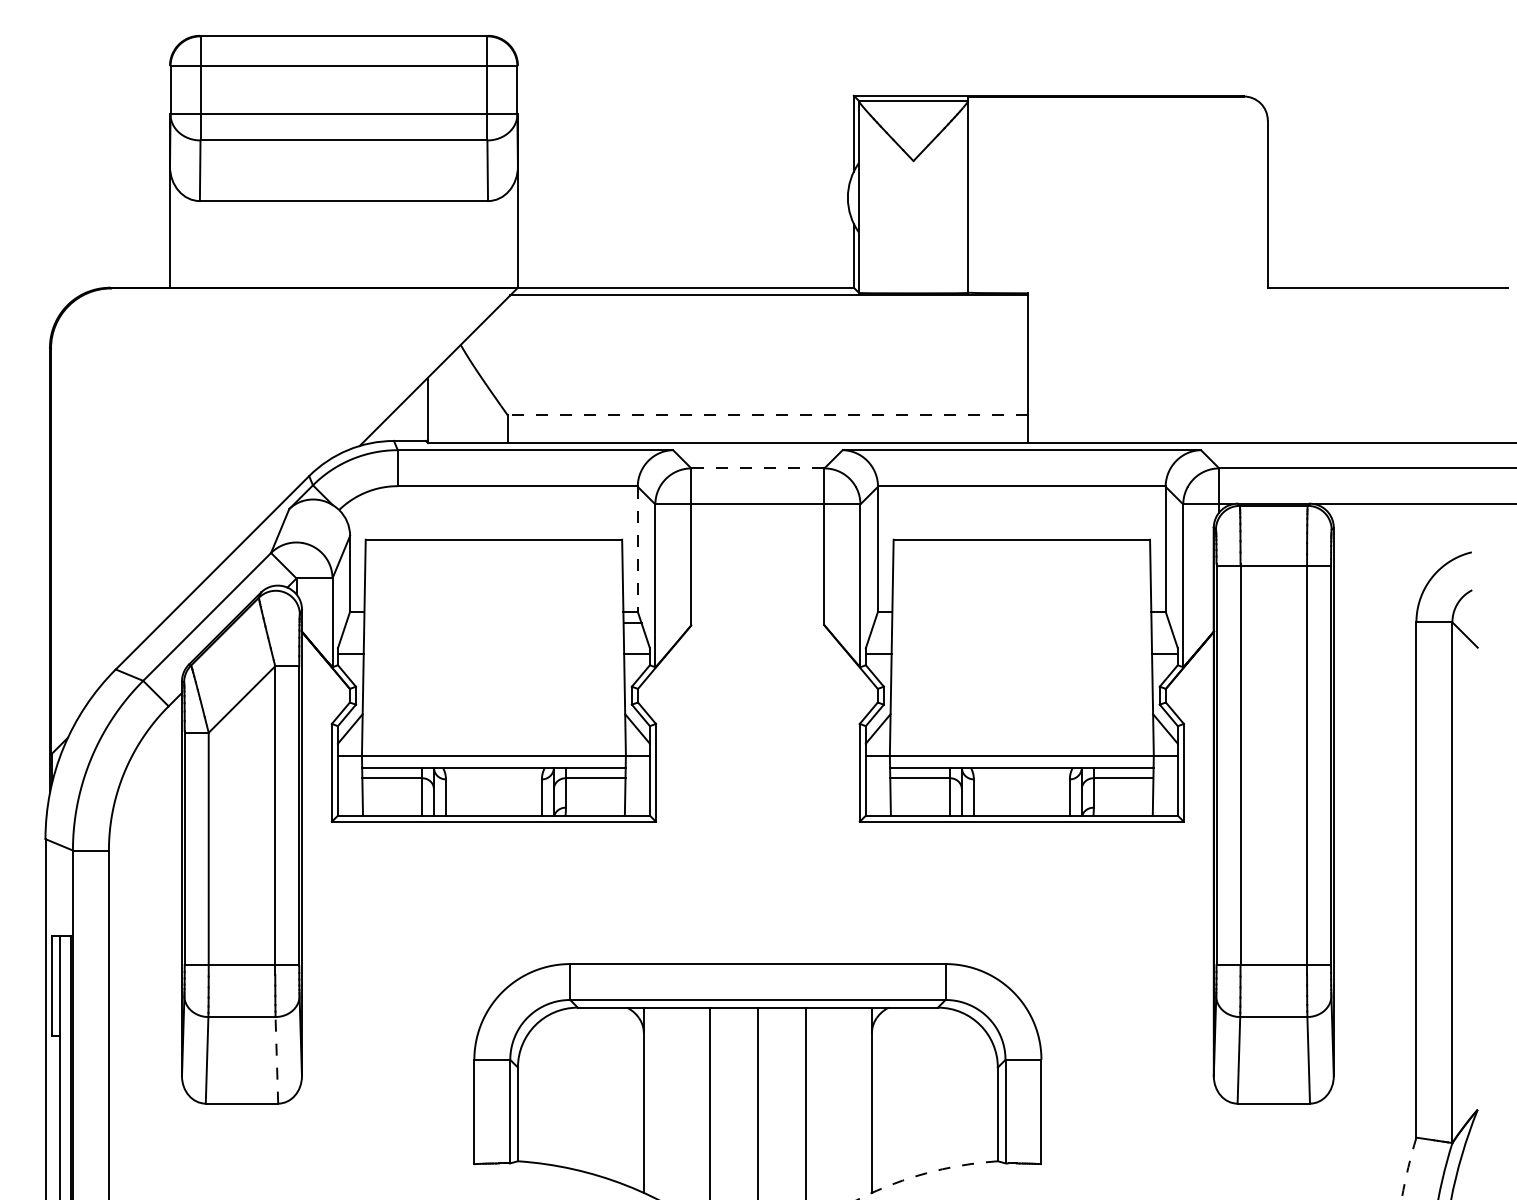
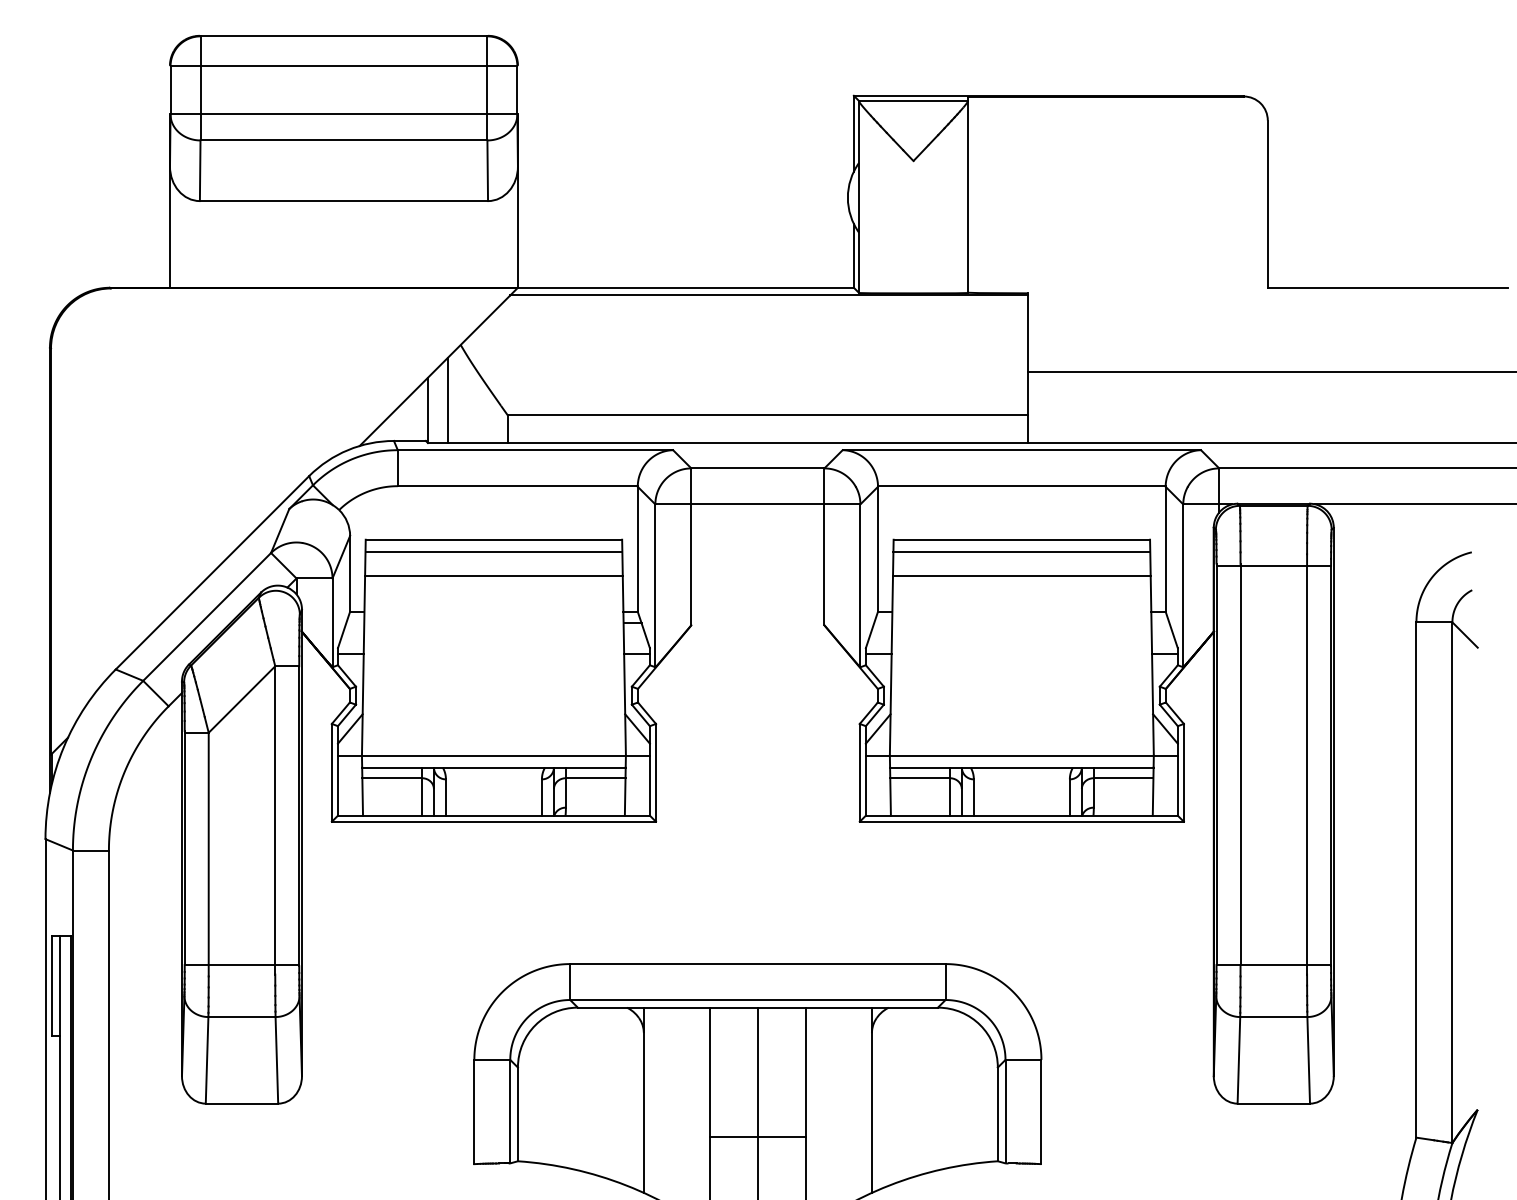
line: none -> present (1270, 371)
line: none -> present (447, 400)
line: dashed -> solid (767, 415)
line: dashed -> solid (757, 468)
line: dashed -> solid (637, 549)
line: none -> present (493, 551)
line: none -> present (1021, 551)
line: none -> present (493, 575)
line: none -> present (1021, 575)
line: dashed -> solid (276, 1059)
line: none -> present (757, 1137)
arc: dashed -> solid (1408, 1168)
arc: dashed -> solid (926, 1173)
